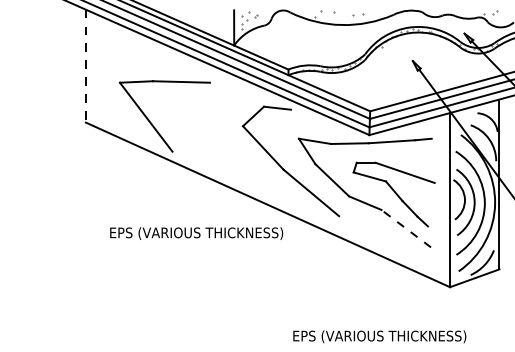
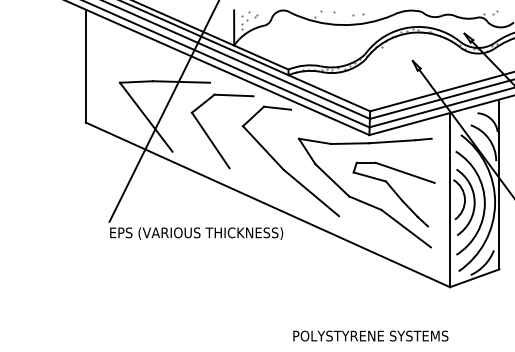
line: dashed -> solid (85, 66)
line: none -> present (163, 111)
part: none -> present (211, 139)
line: dashed -> solid (405, 228)
text: EPS (VARIOUS THICKNESS) -> POLYSTYRENE SYSTEMS (380, 336)
